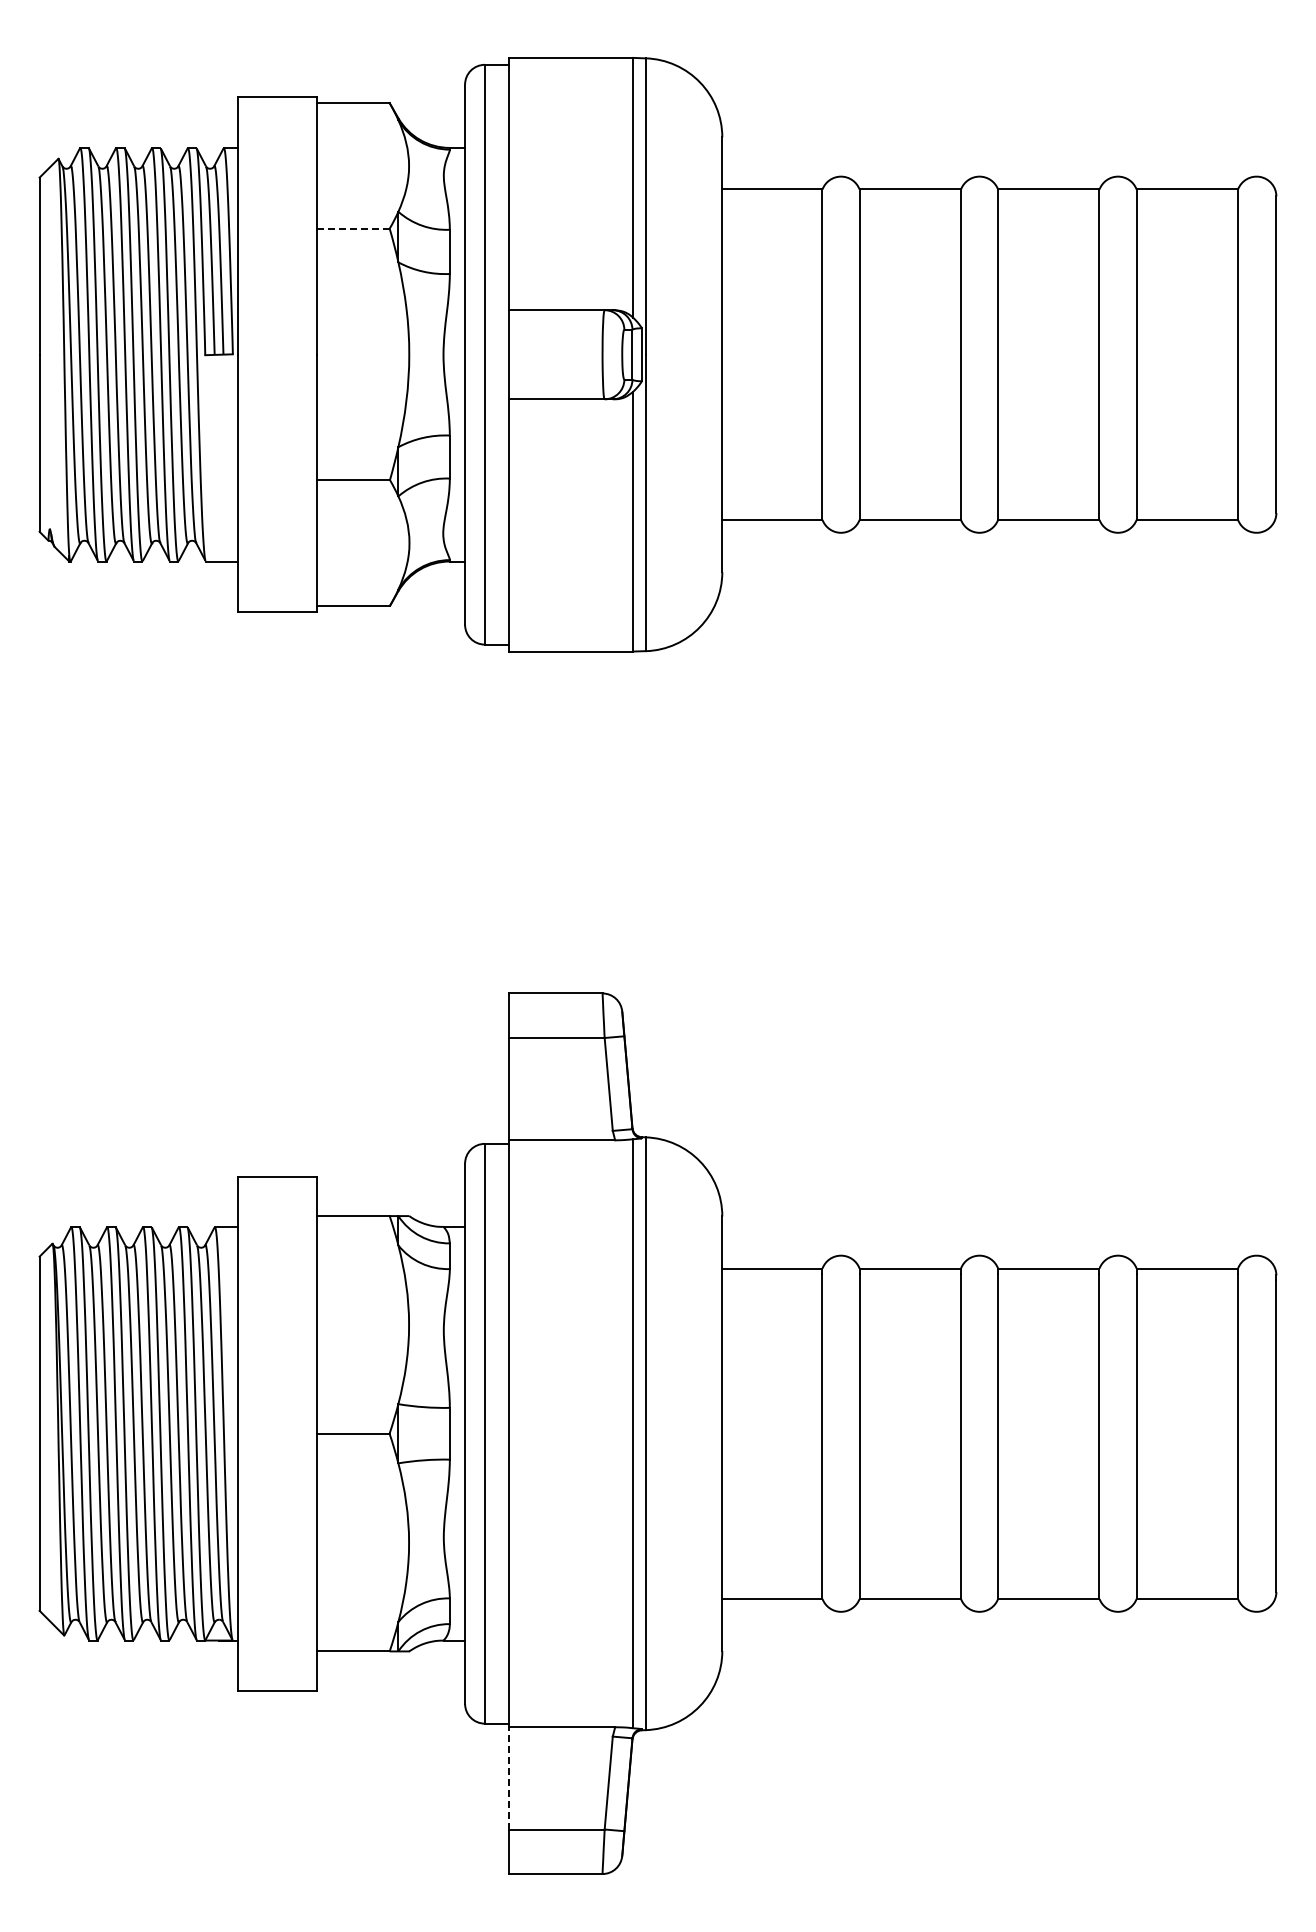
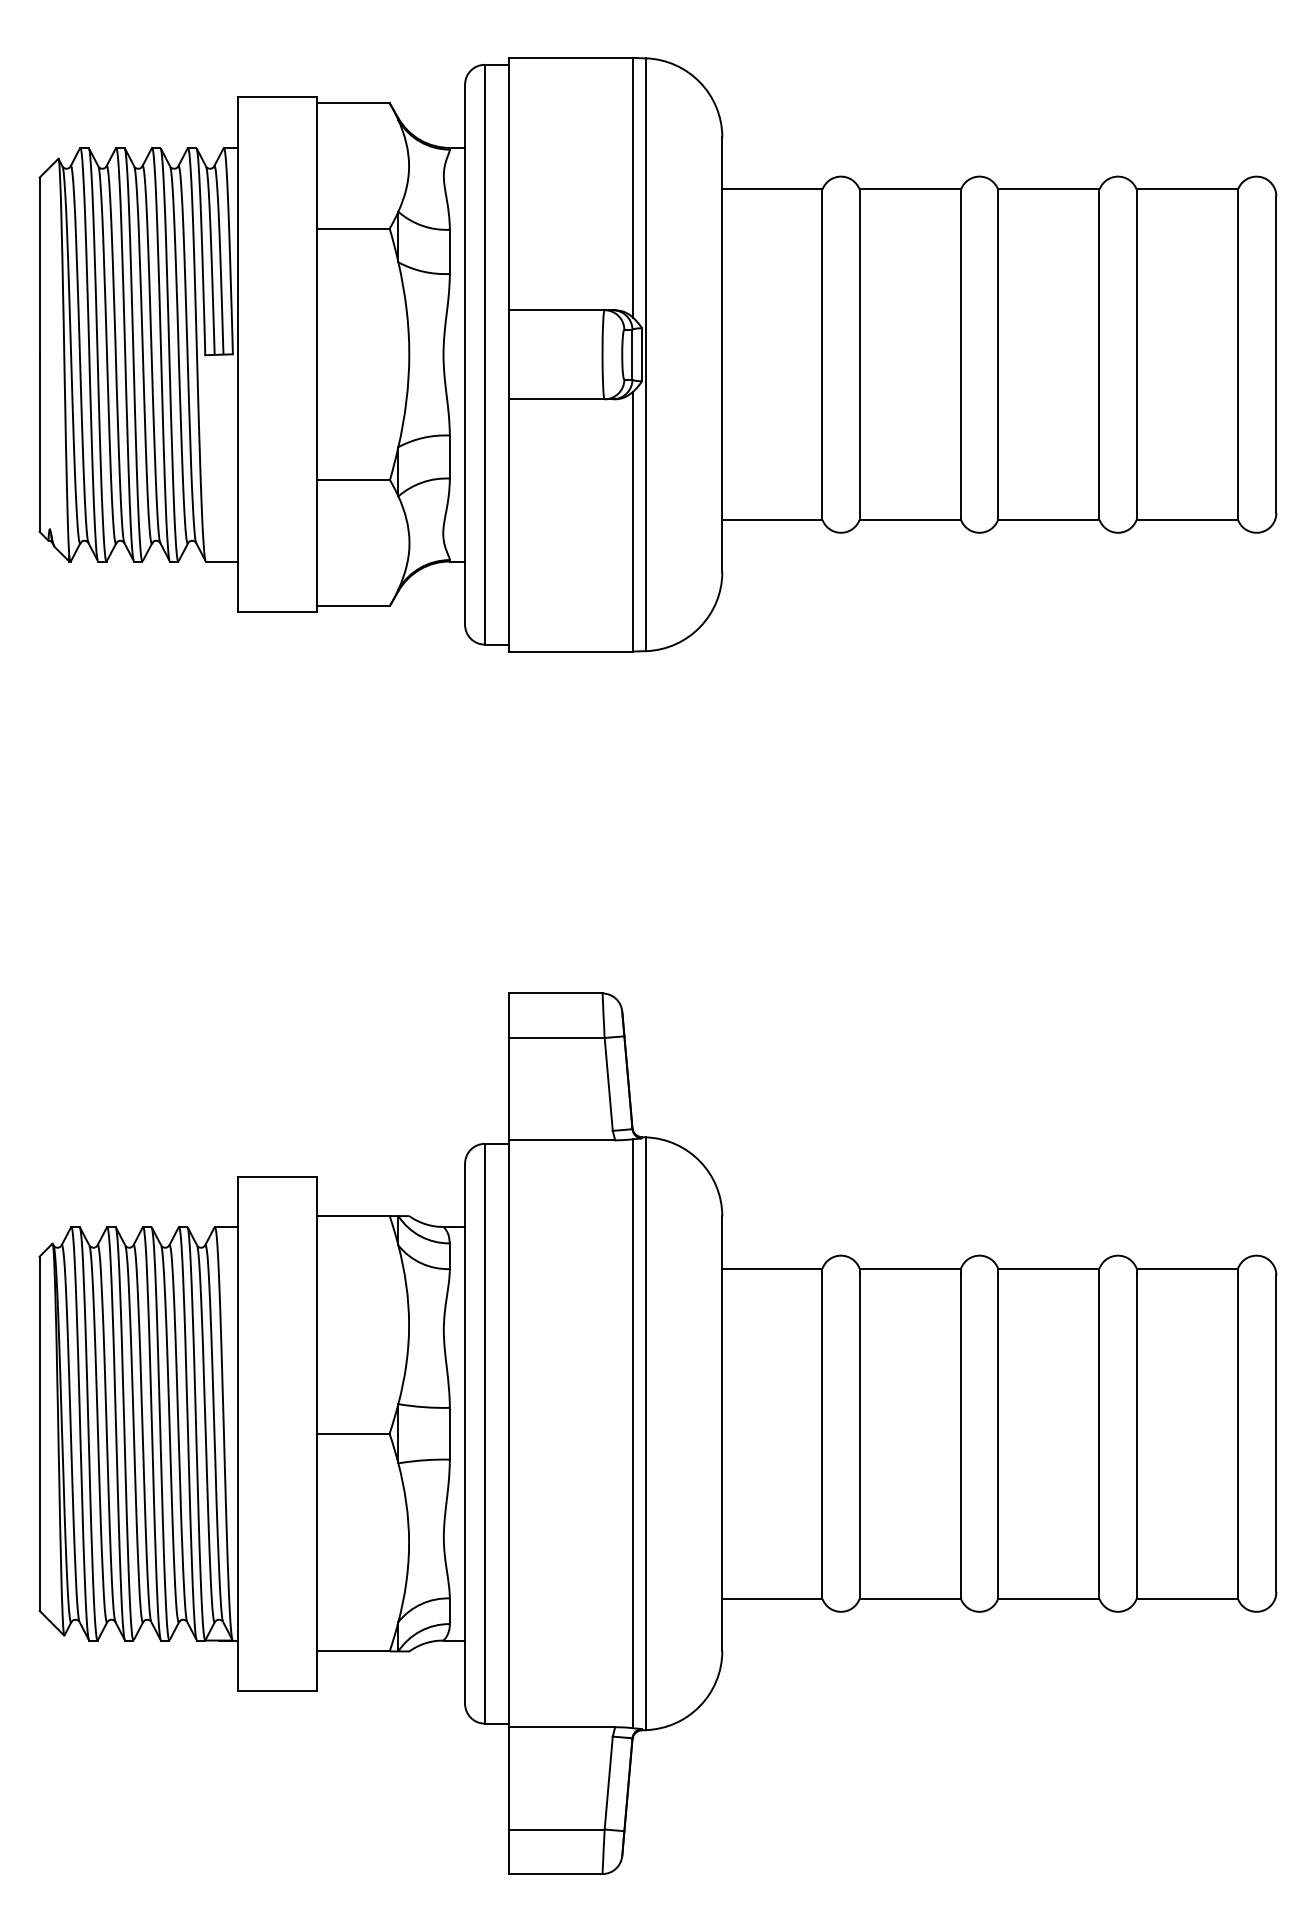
line: dashed -> solid (353, 228)
line: dashed -> solid (508, 1777)
